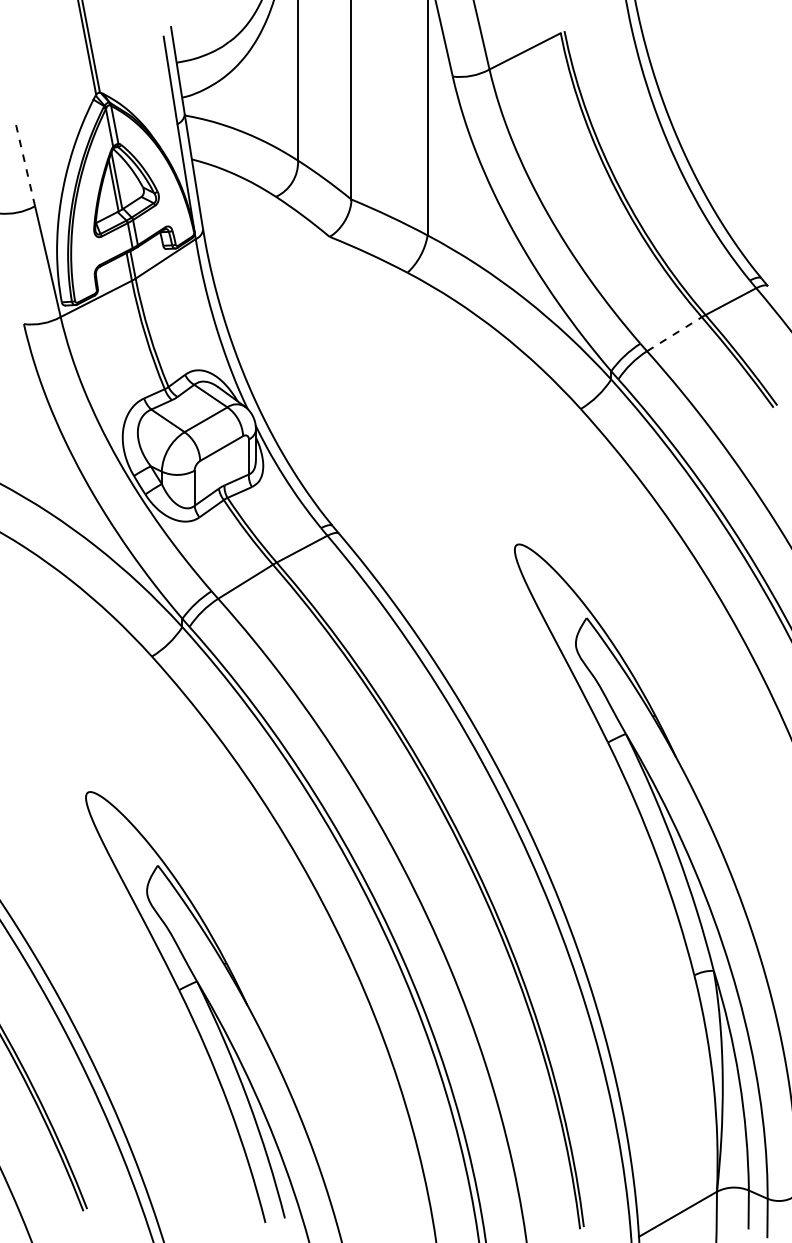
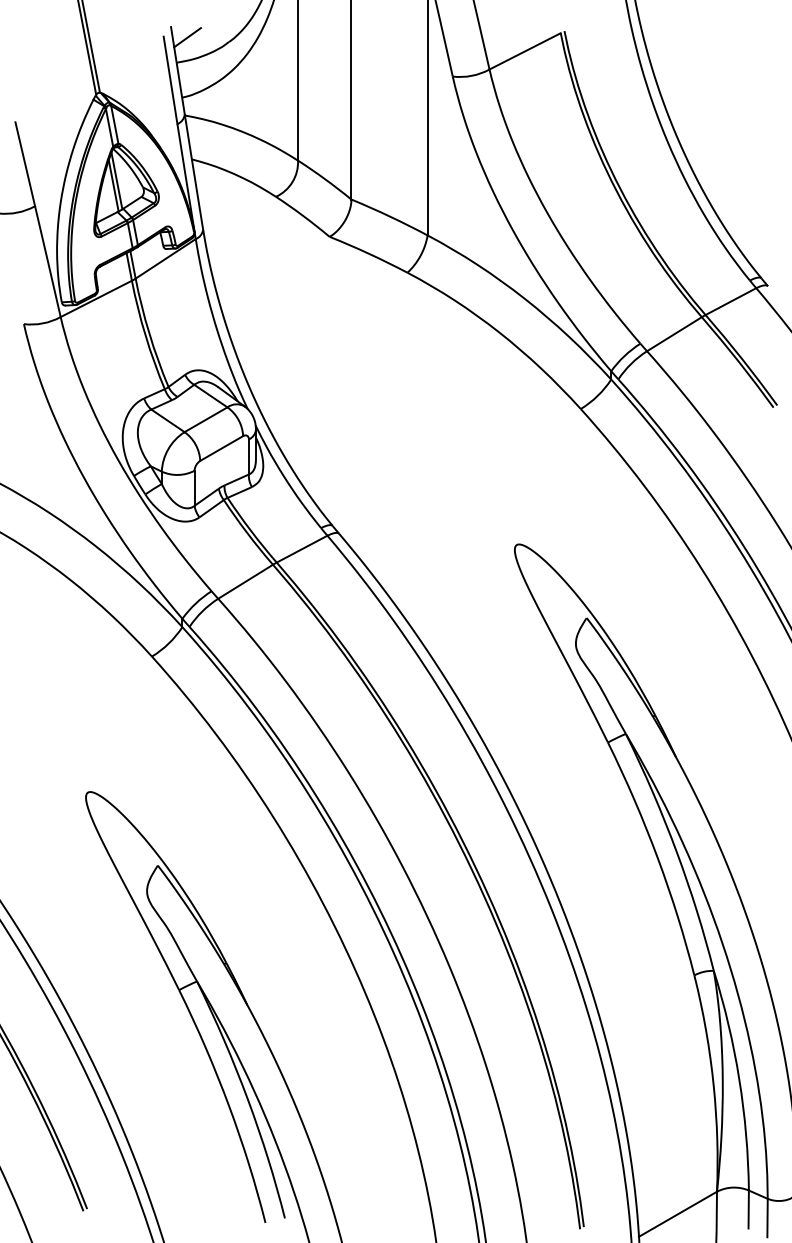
line: none -> present (187, 37)
line: dashed -> solid (25, 163)
line: dashed -> solid (674, 333)
